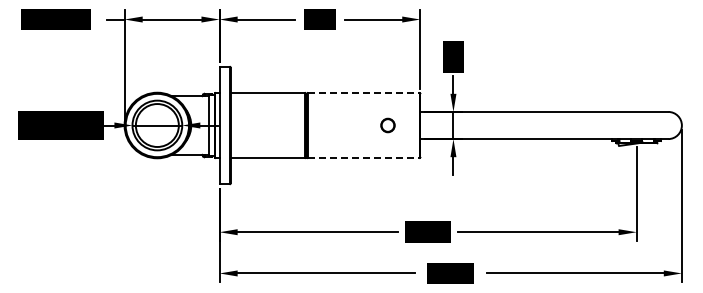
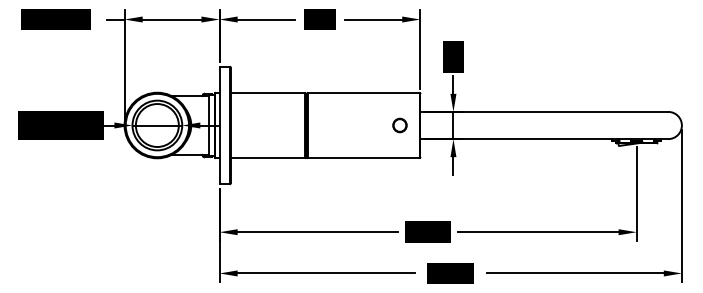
line: dashed -> solid (364, 93)
part position: (387, 125) -> (399, 125) (399, 125)
line: dashed -> solid (364, 157)
